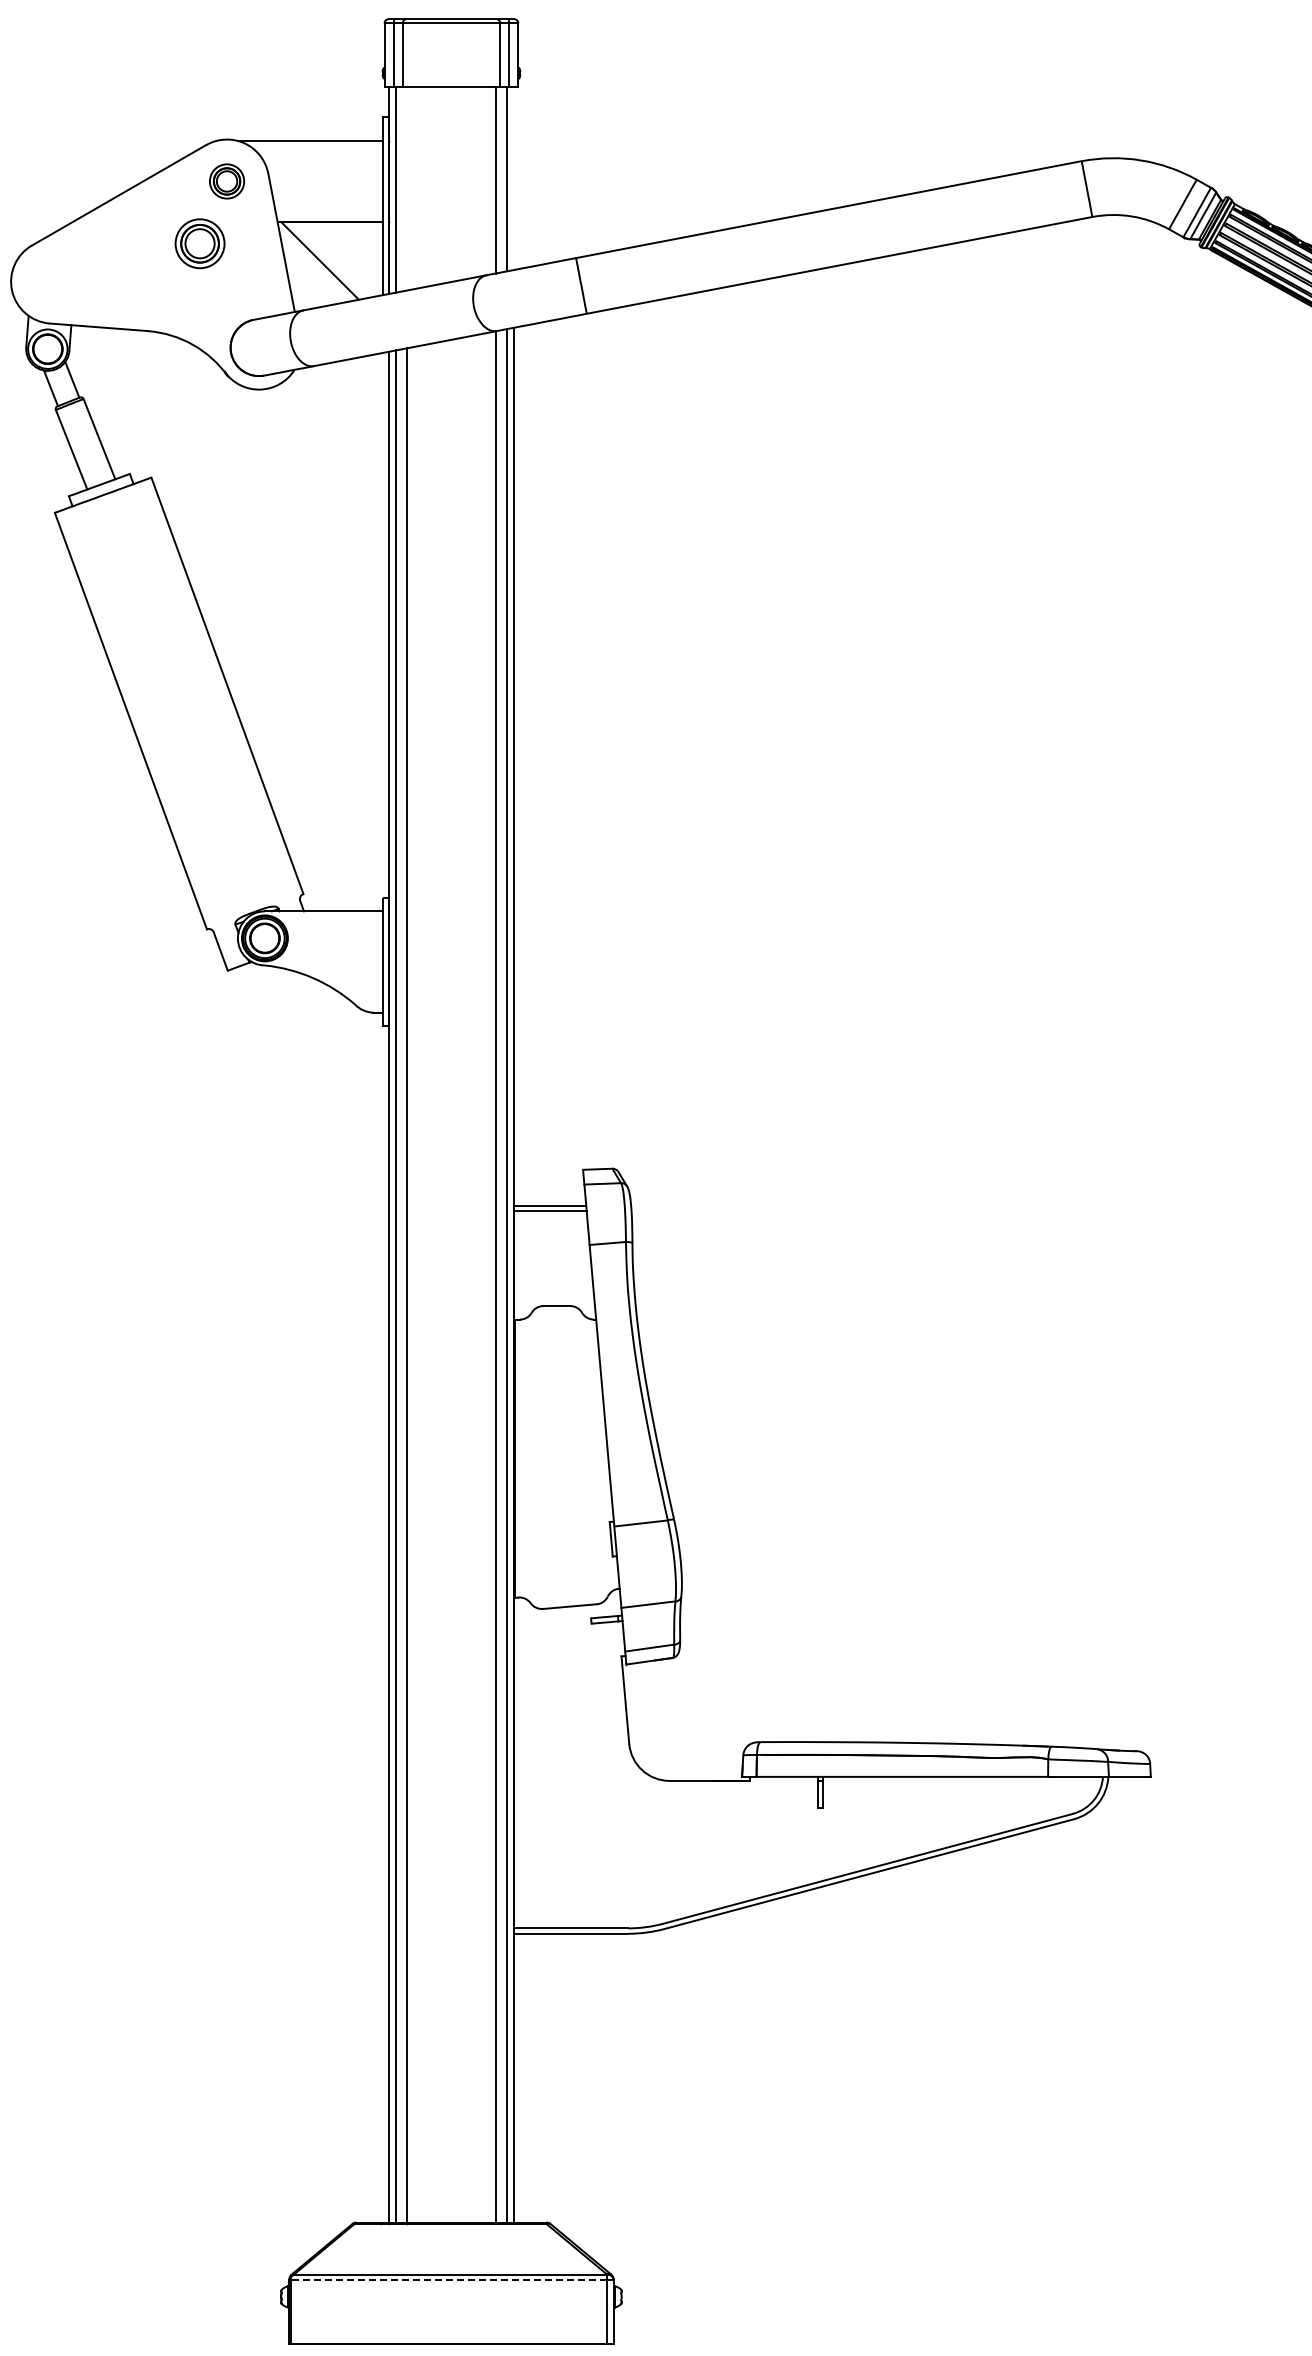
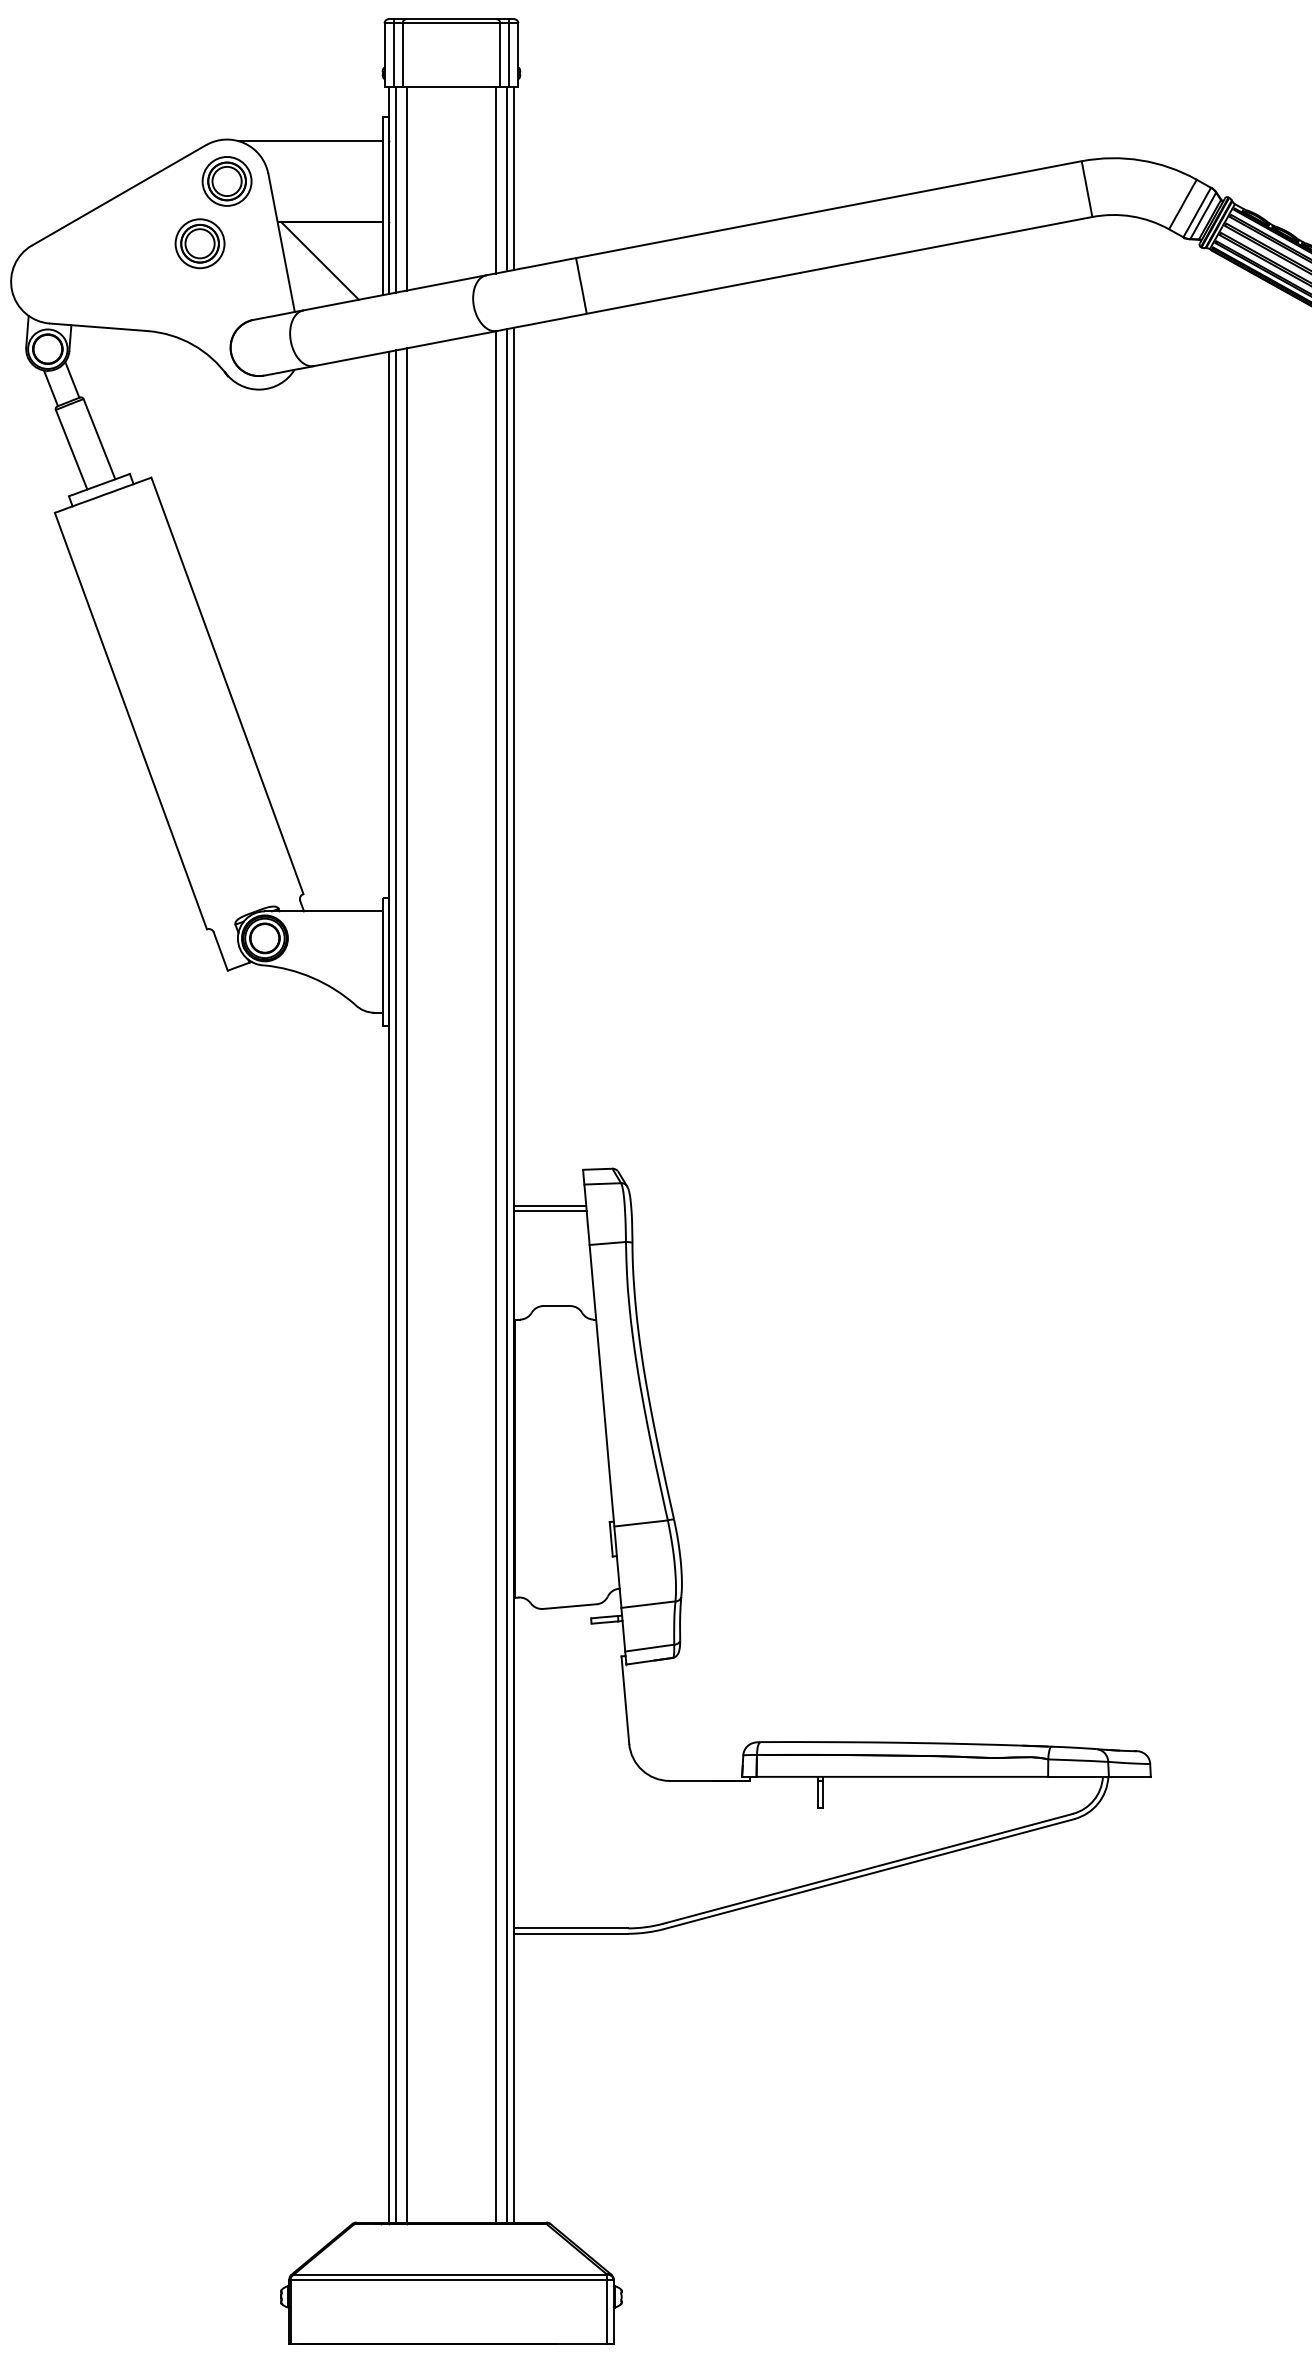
line: none -> present (513, 178)
part size: 37x37 px -> 52x51 px (226, 181)
line: none -> present (407, 188)
line: dashed -> solid (448, 2279)
